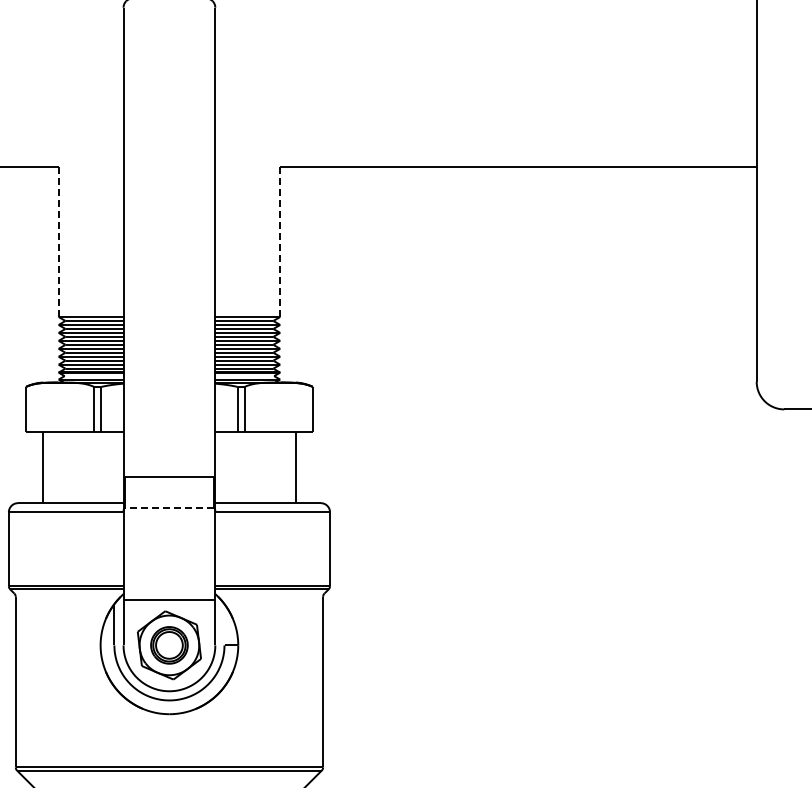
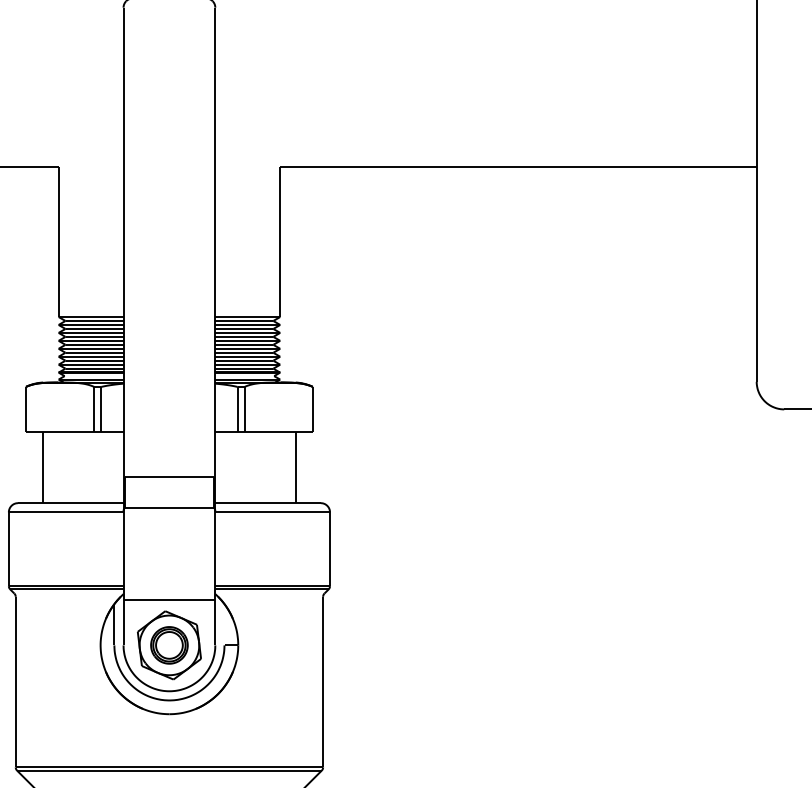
line: dashed -> solid (58, 241)
line: dashed -> solid (280, 242)
line: dashed -> solid (169, 507)
